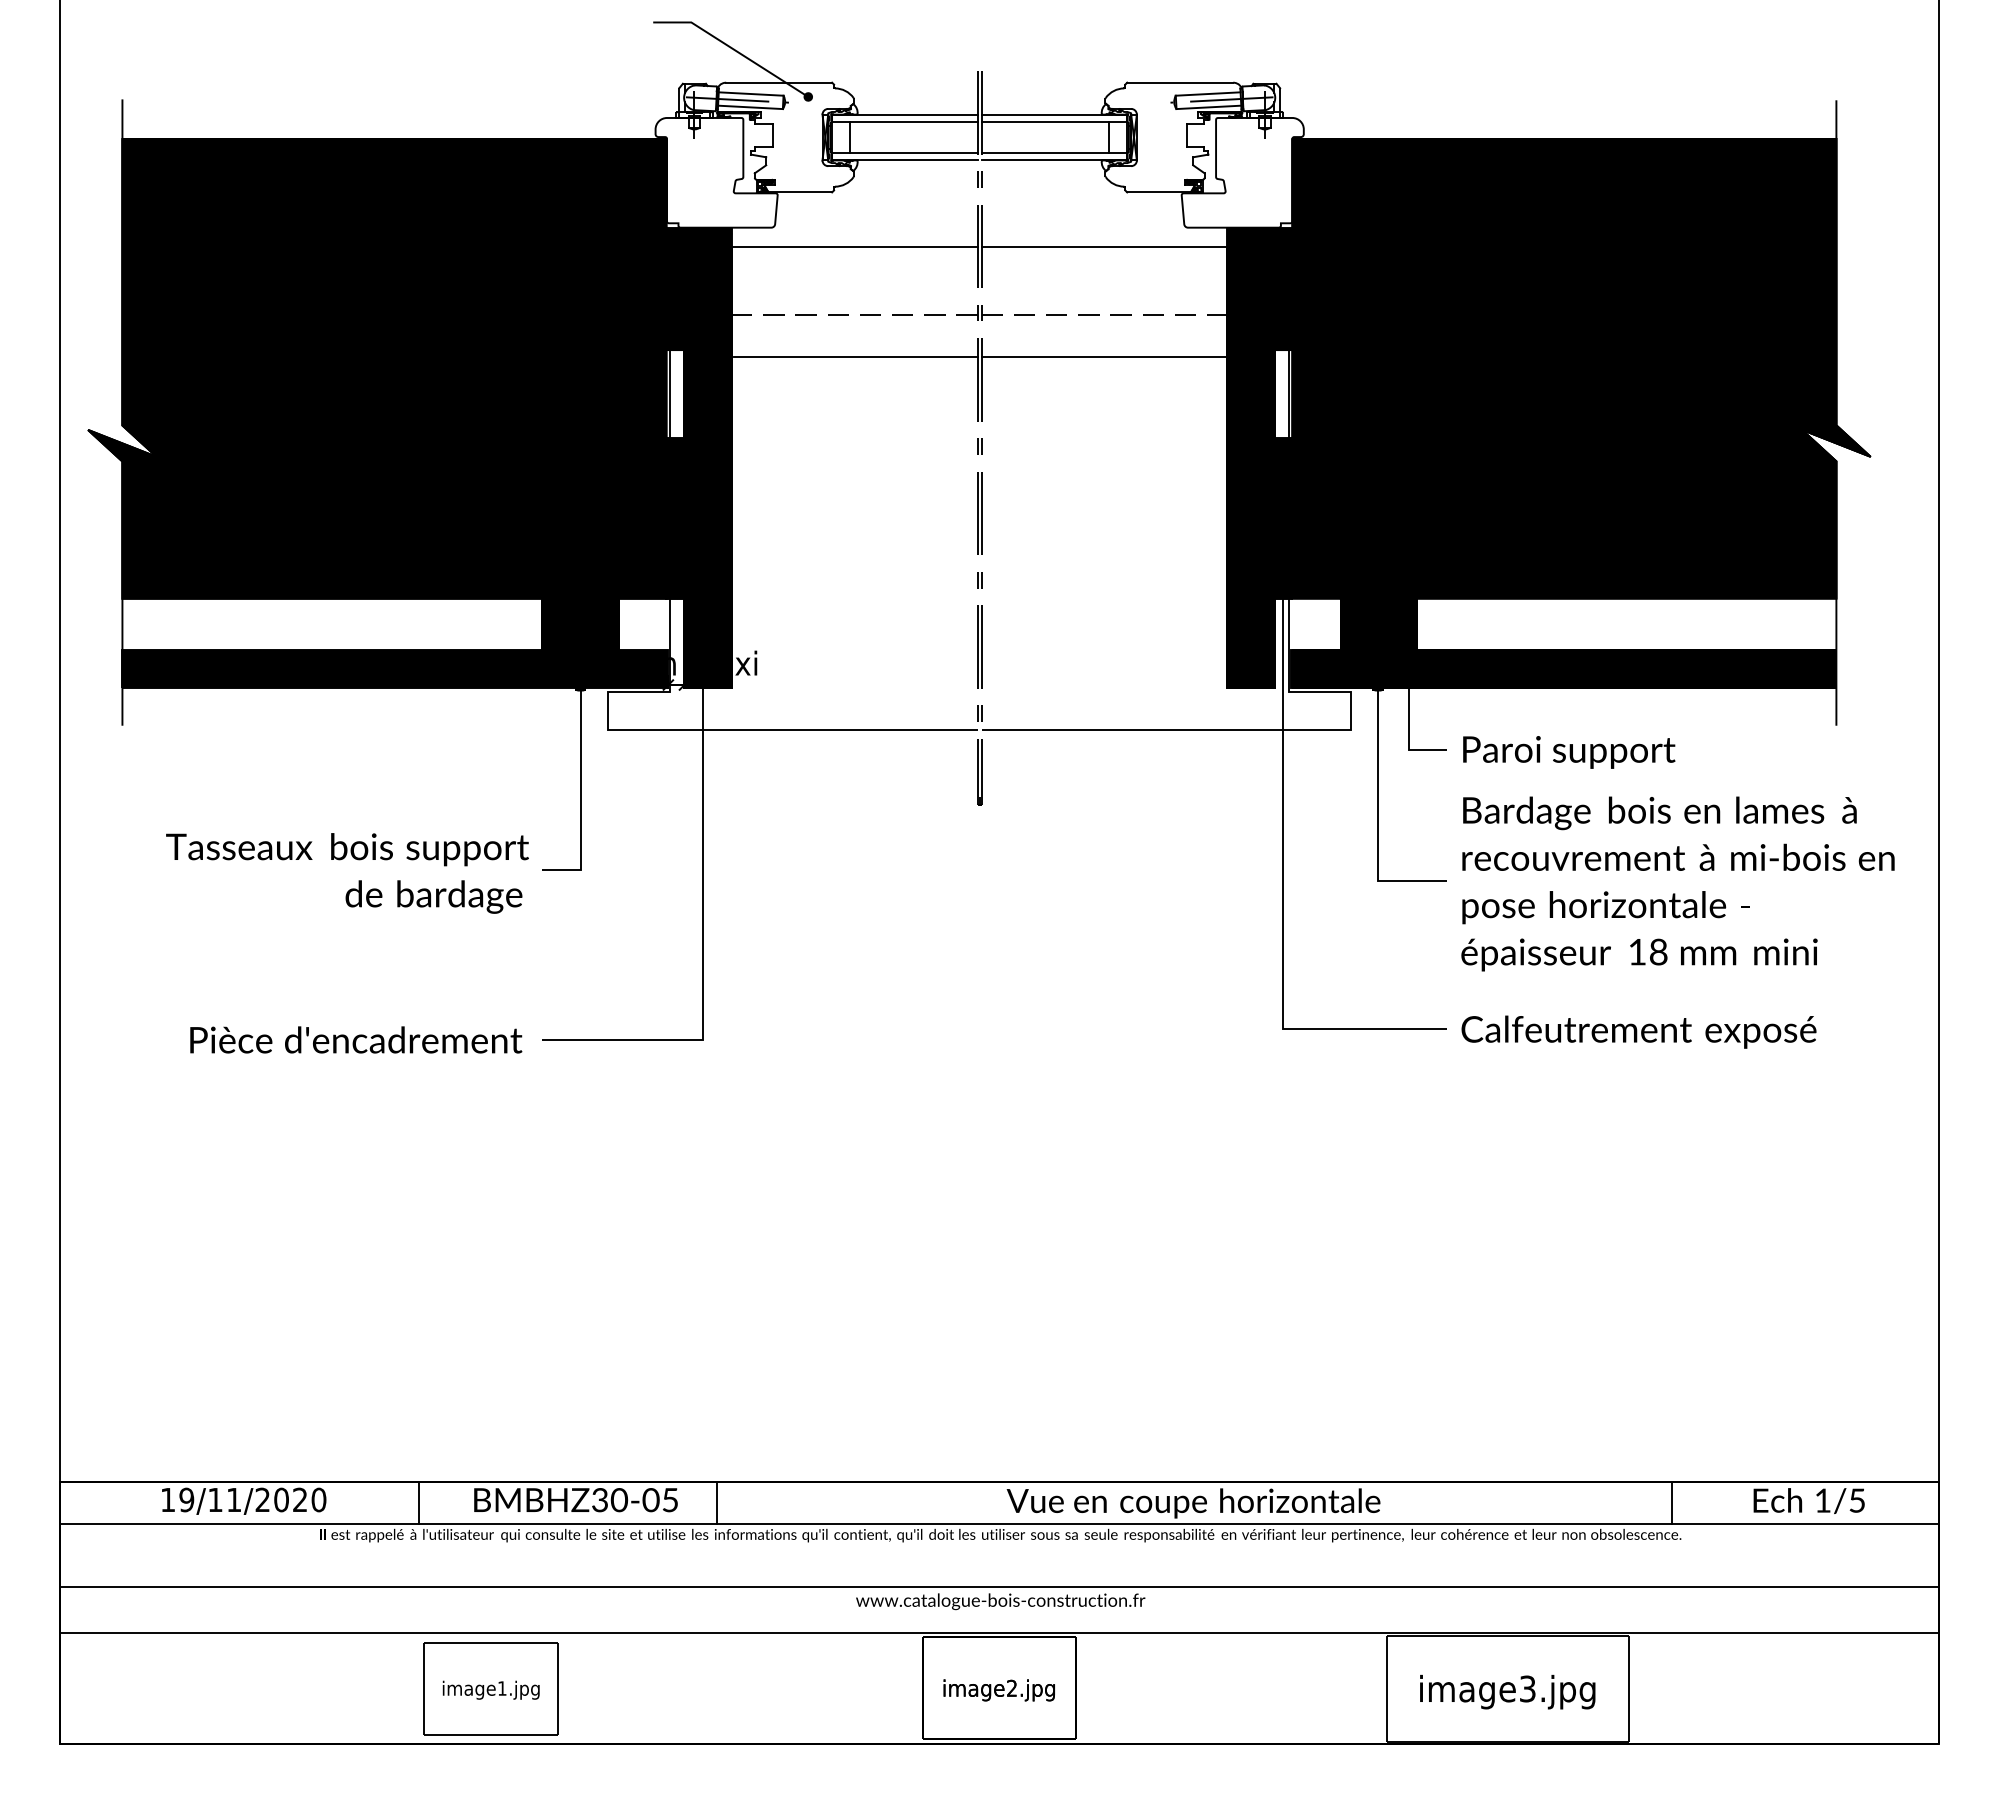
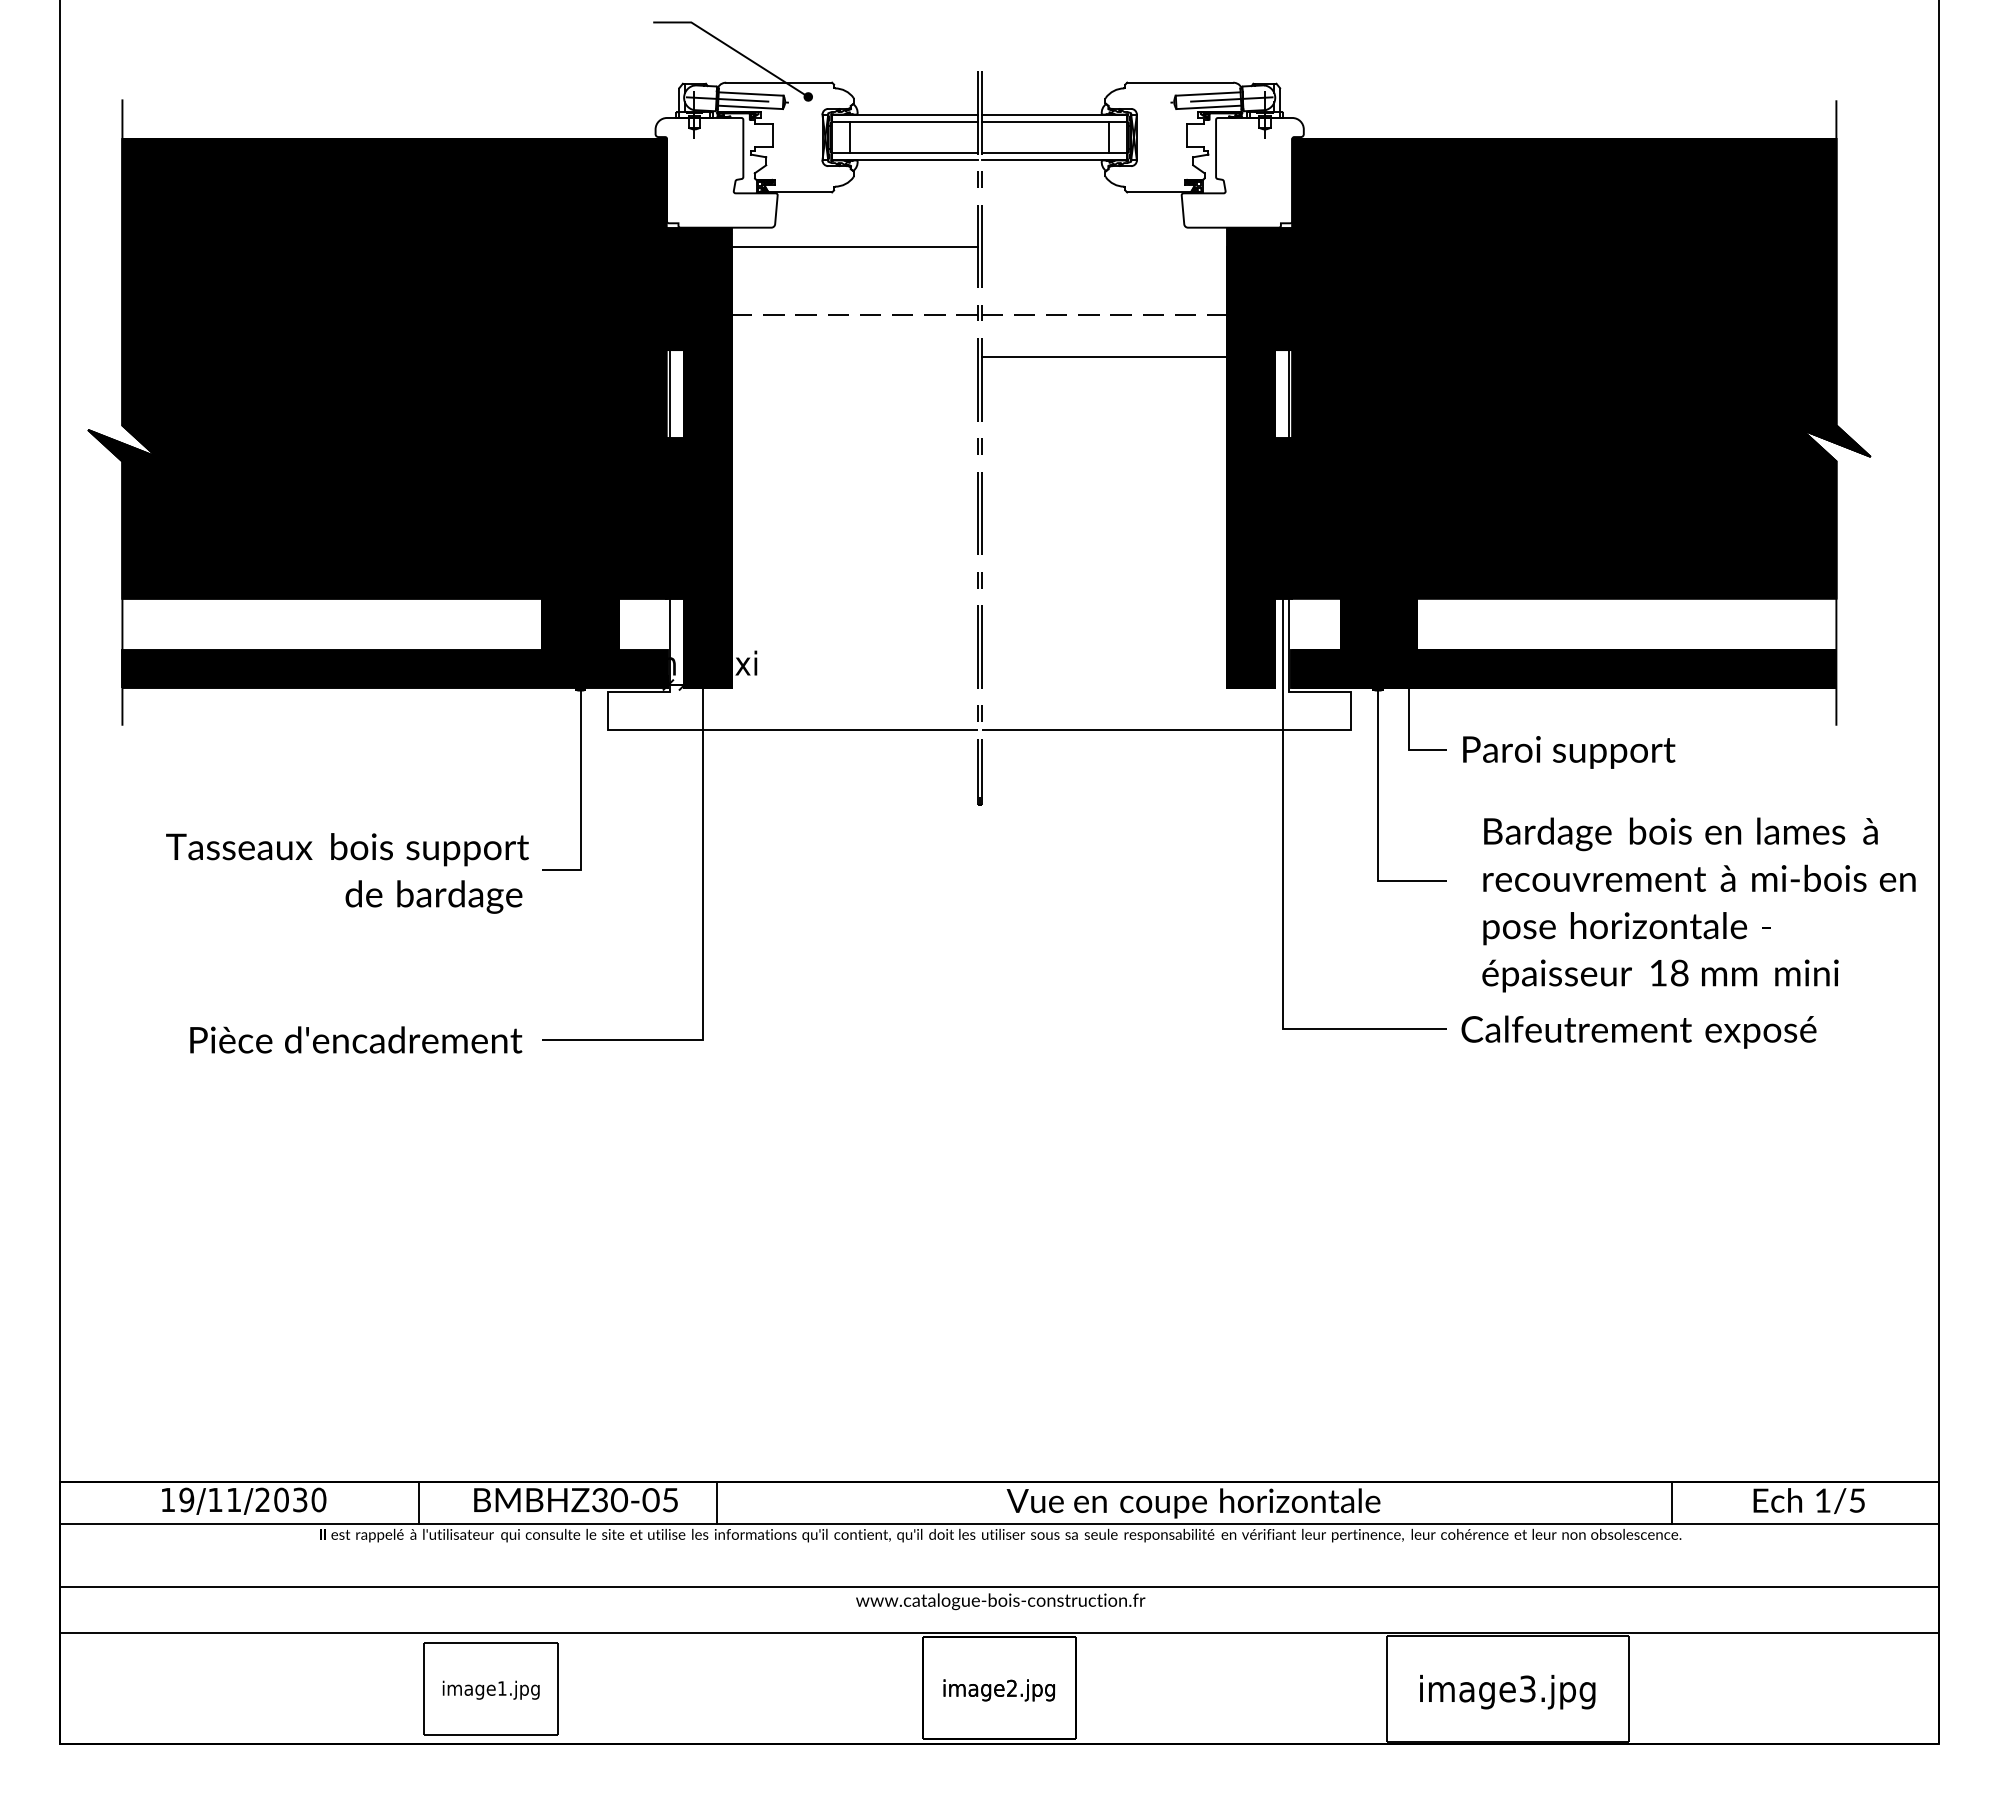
line: present -> none (1103, 247)
line: present -> none (855, 357)
text position: (1677, 883) -> (1698, 904) (1698, 904)
text: 19/11/2020 -> 19/11/2030 (300, 1500)
